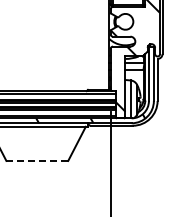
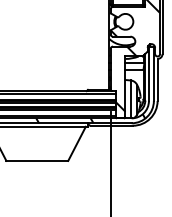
line: dashed -> solid (37, 160)
